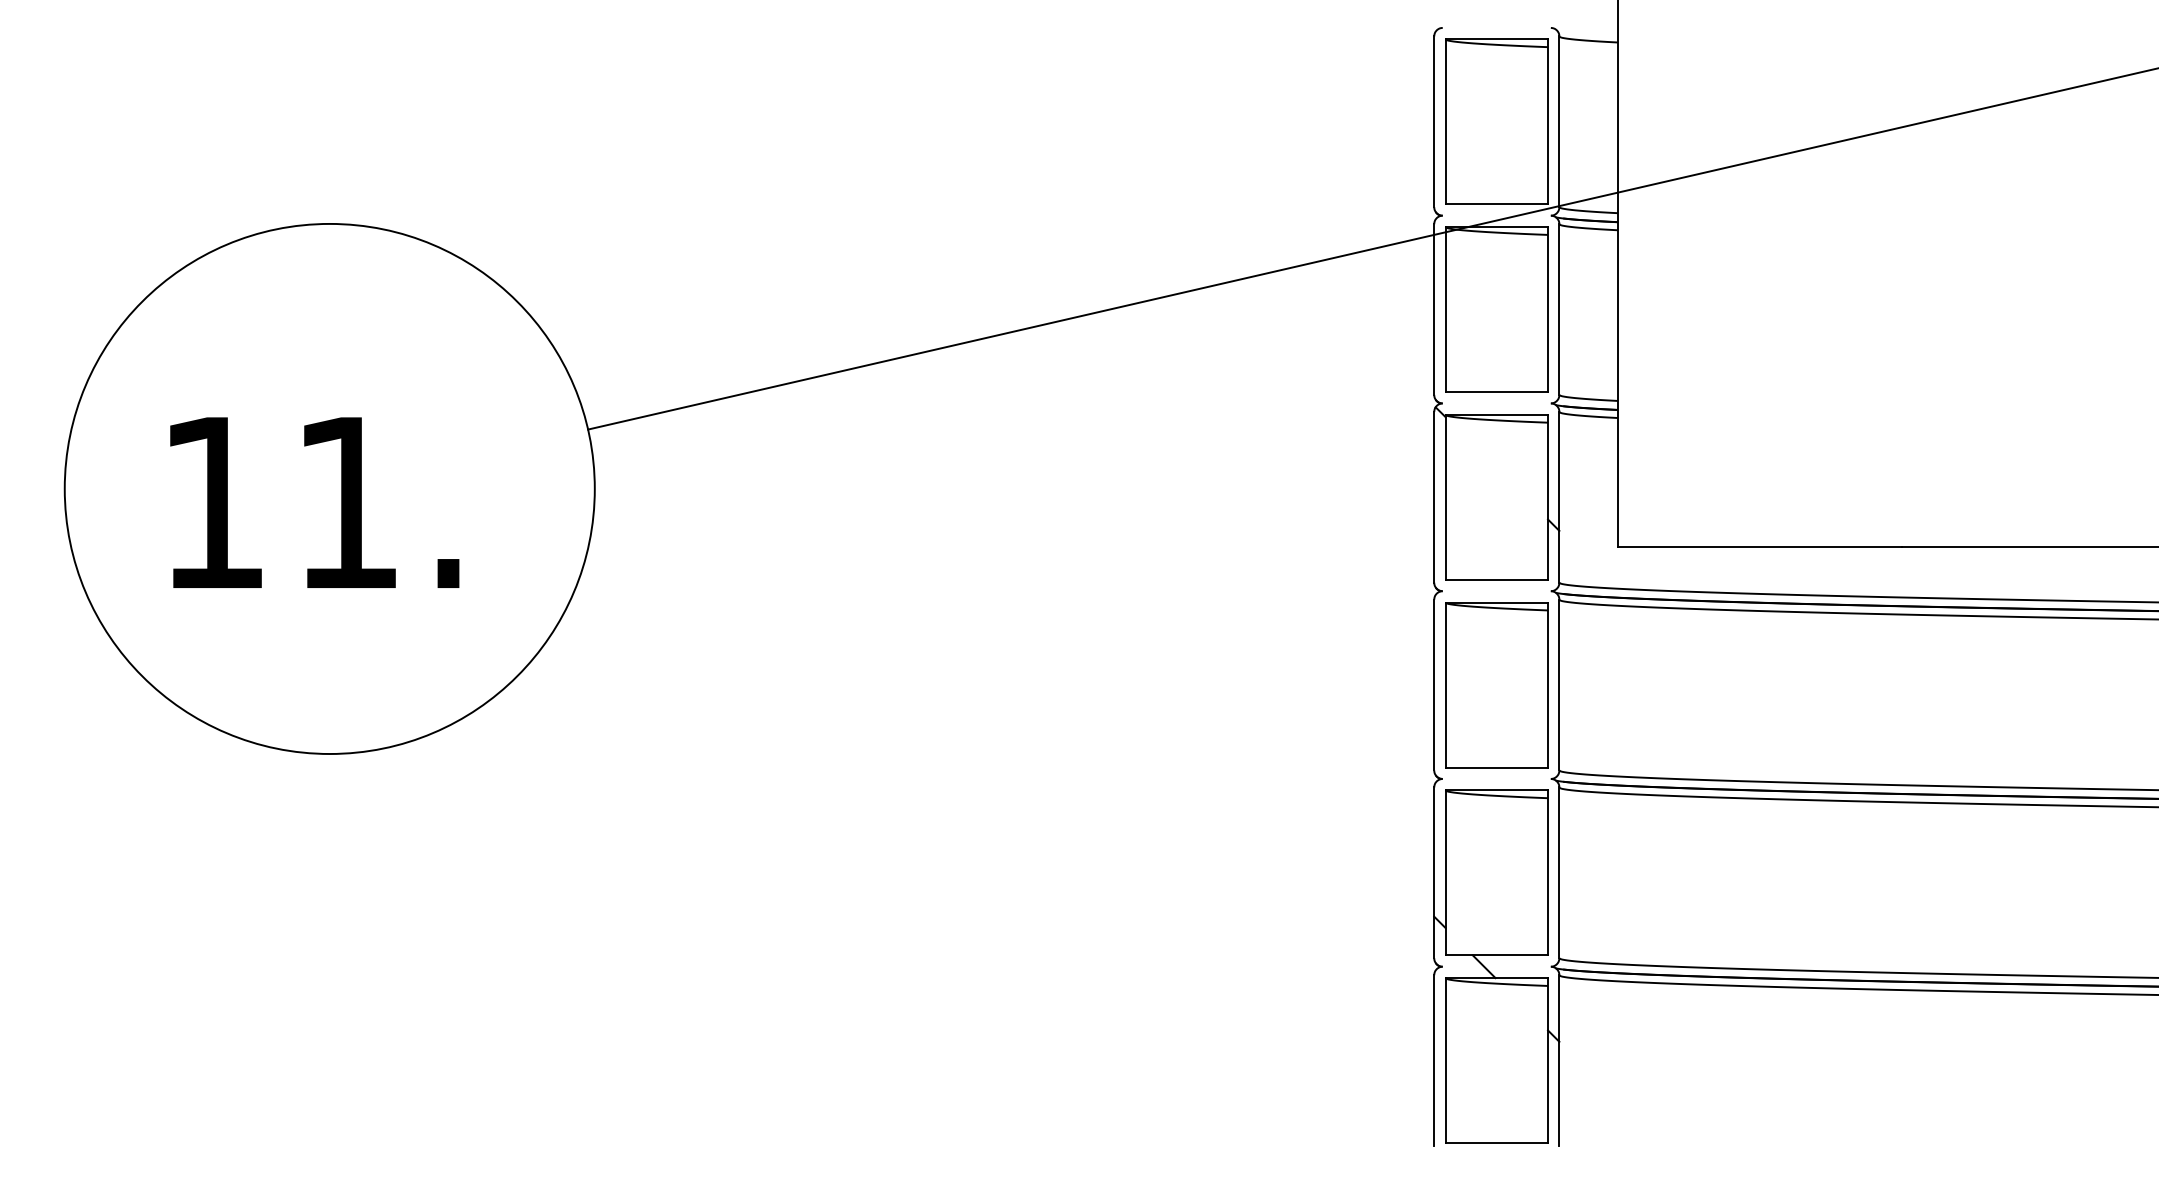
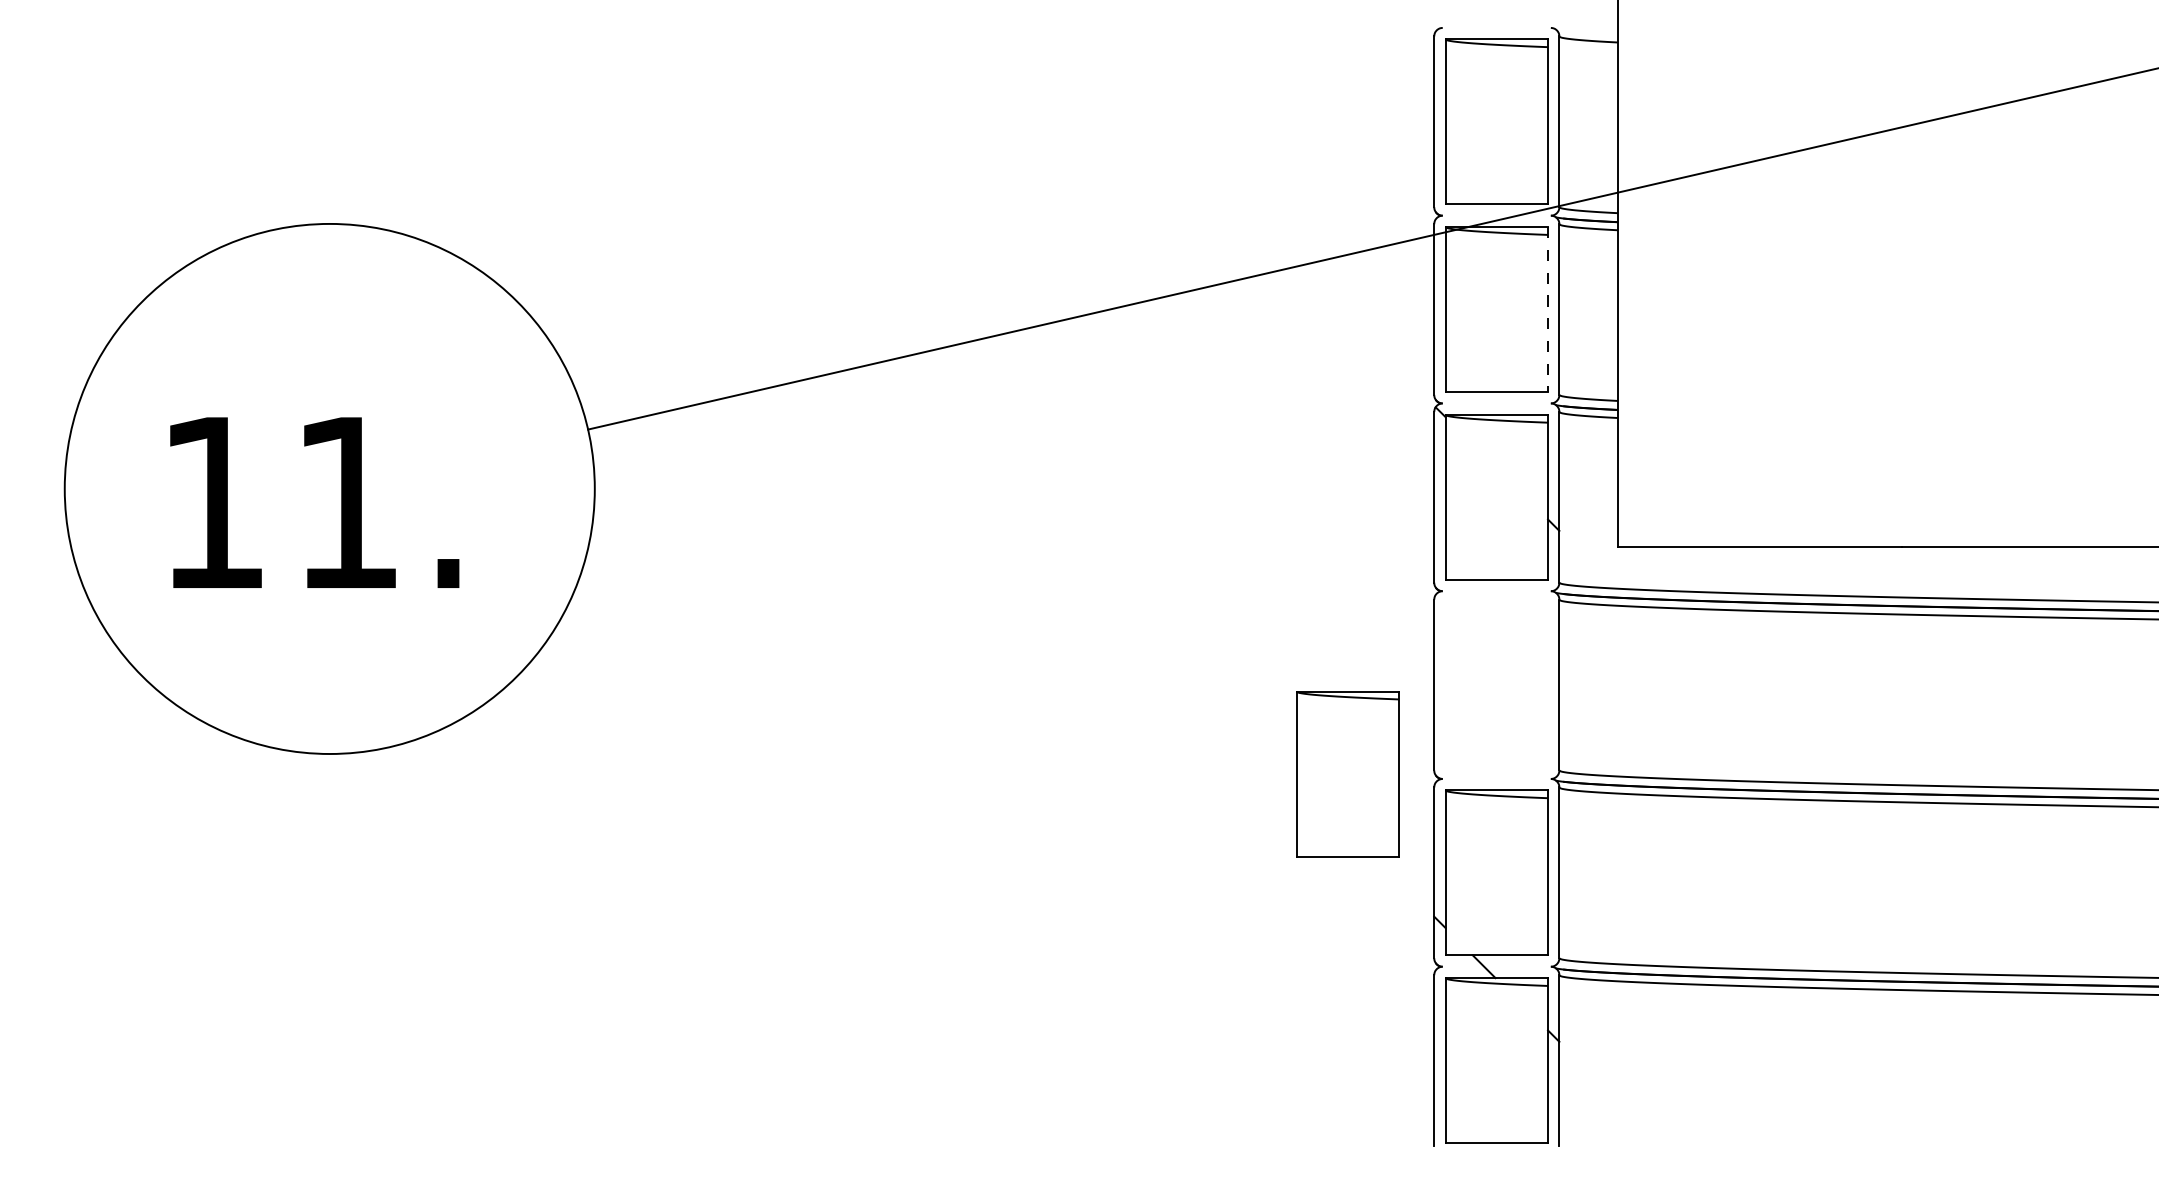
line: solid -> dashed (1548, 309)
part position: (1496, 685) -> (1347, 774) (1347, 774)
